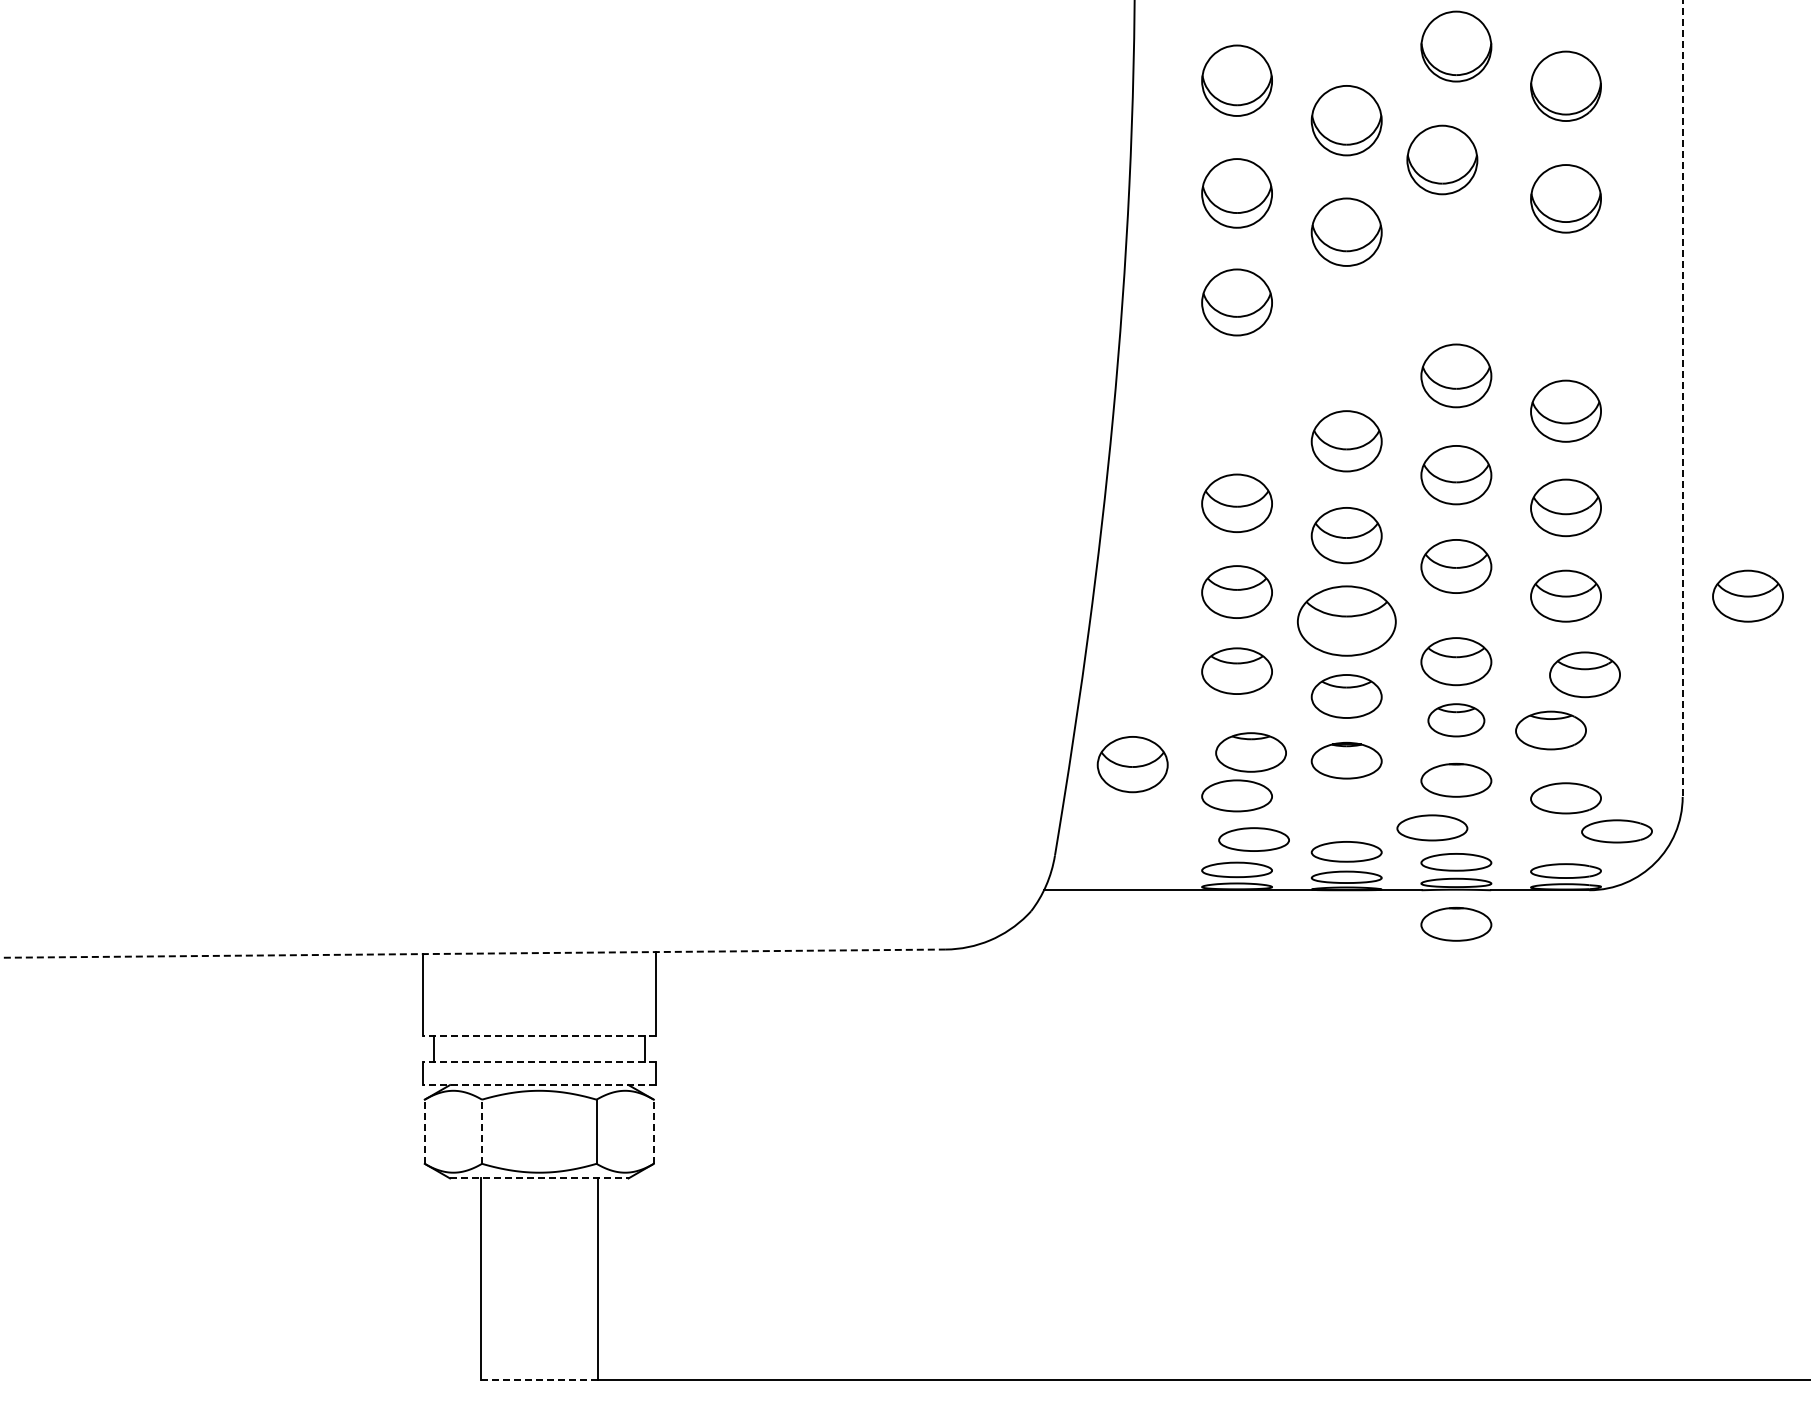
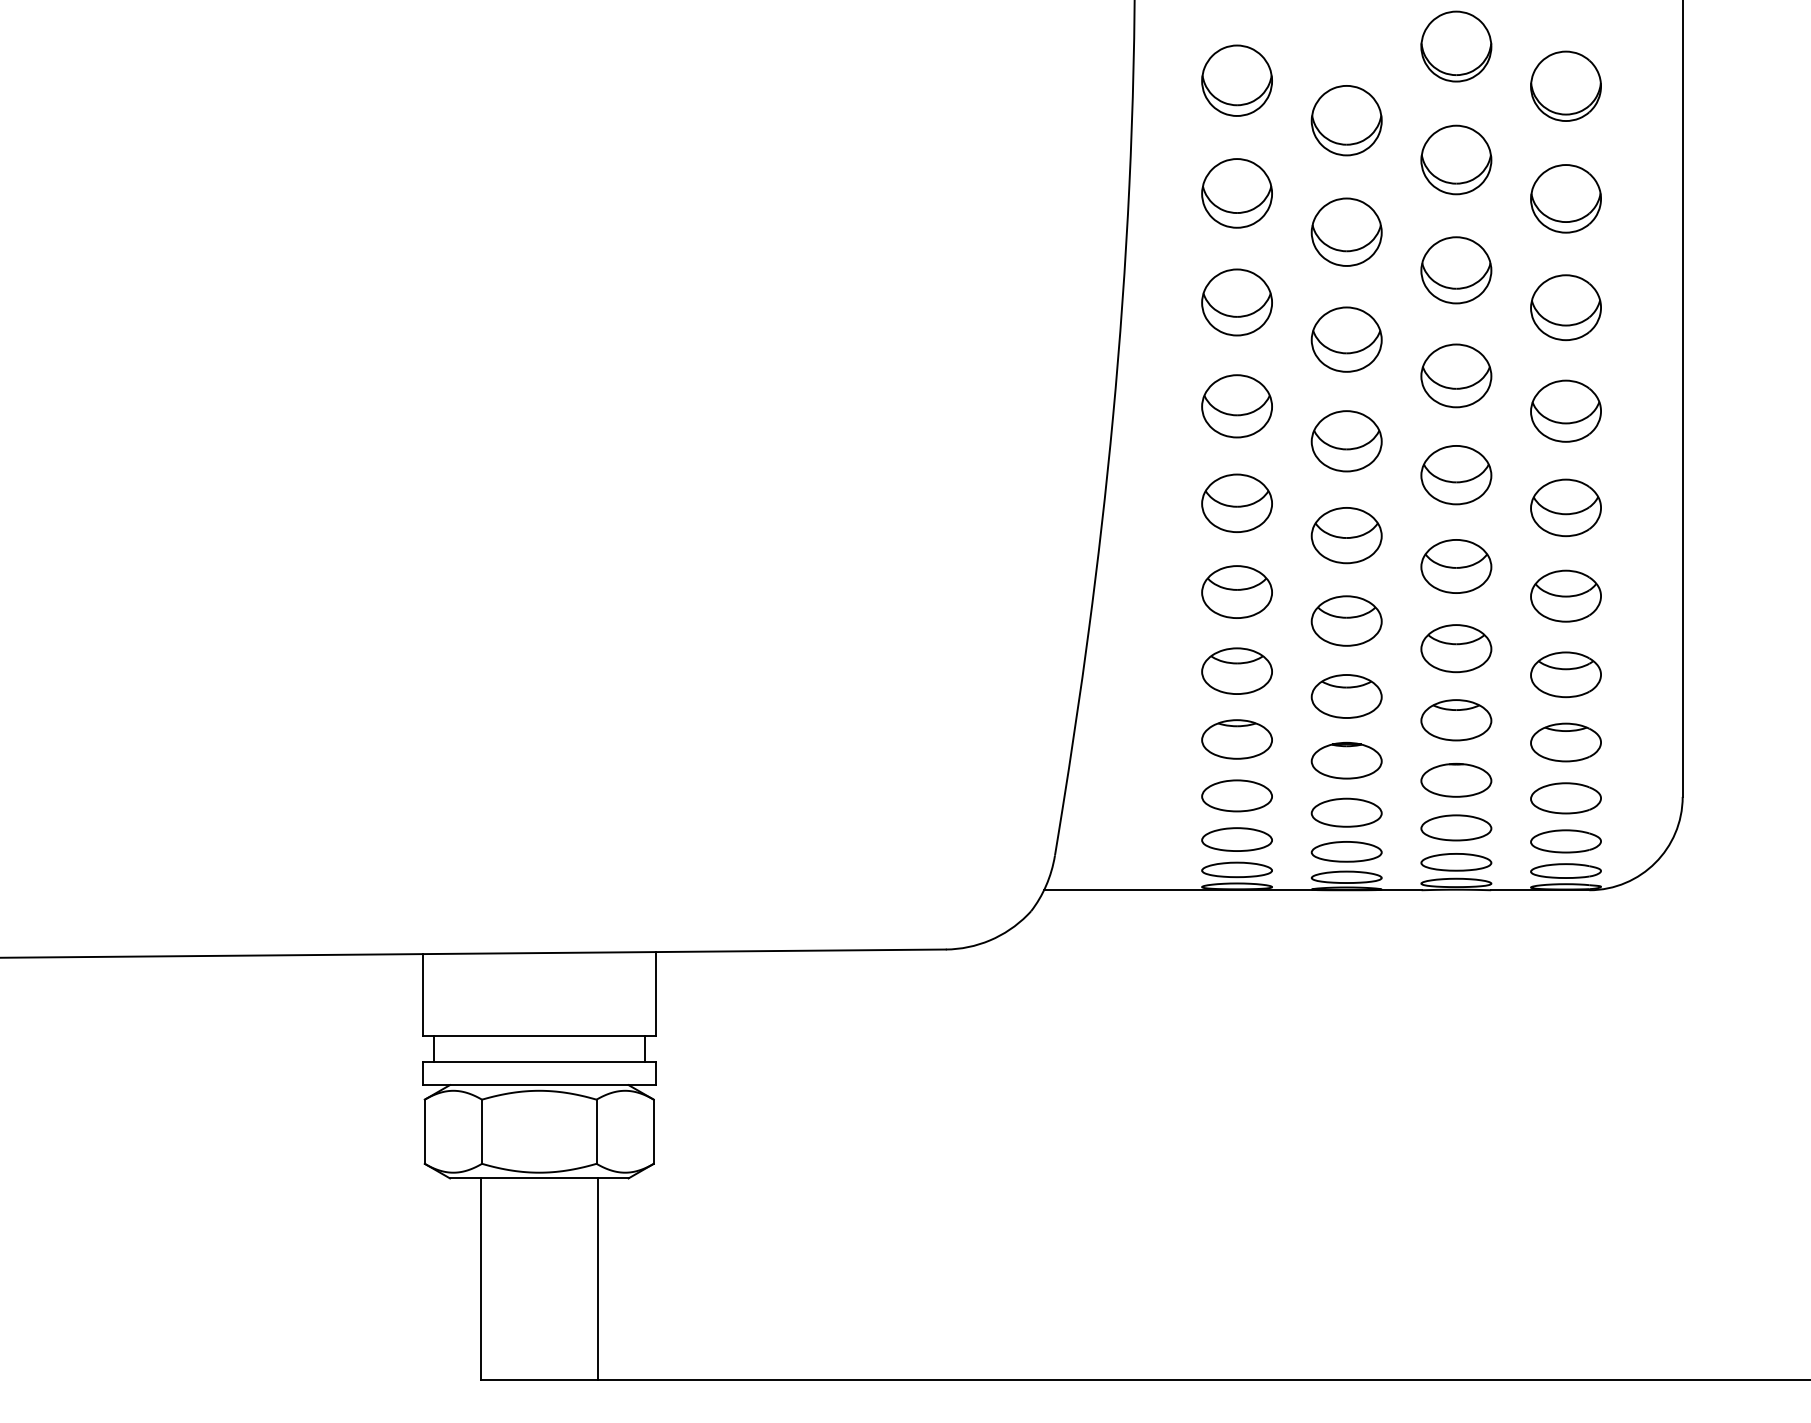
part position: (1442, 159) -> (1456, 159) (1456, 159)
part: none -> present (1456, 270)
part: none -> present (1565, 307)
part: none -> present (1346, 339)
line: dashed -> solid (1682, 399)
part: none -> present (1236, 406)
part: present -> none (1747, 595)
part size: 100x72 px -> 73x52 px (1346, 620)
part position: (1456, 661) -> (1456, 648) (1456, 648)
part position: (1584, 674) -> (1565, 674) (1565, 674)
part size: 59x35 px -> 73x43 px (1456, 720)
part position: (1550, 730) -> (1565, 742) (1565, 742)
part position: (1250, 752) -> (1236, 739) (1236, 739)
part: present -> none (1132, 764)
part: none -> present (1346, 812)
part position: (1432, 827) -> (1456, 827) (1456, 827)
part position: (1616, 831) -> (1565, 841) (1565, 841)
part position: (1253, 839) -> (1236, 839) (1236, 839)
part: present -> none (1456, 923)
line: dashed -> solid (472, 953)
line: dashed -> solid (539, 1036)
line: dashed -> solid (539, 1061)
line: dashed -> solid (539, 1085)
line: dashed -> solid (424, 1131)
line: dashed -> solid (482, 1131)
line: dashed -> solid (653, 1131)
line: dashed -> solid (539, 1178)
line: dashed -> solid (538, 1380)
